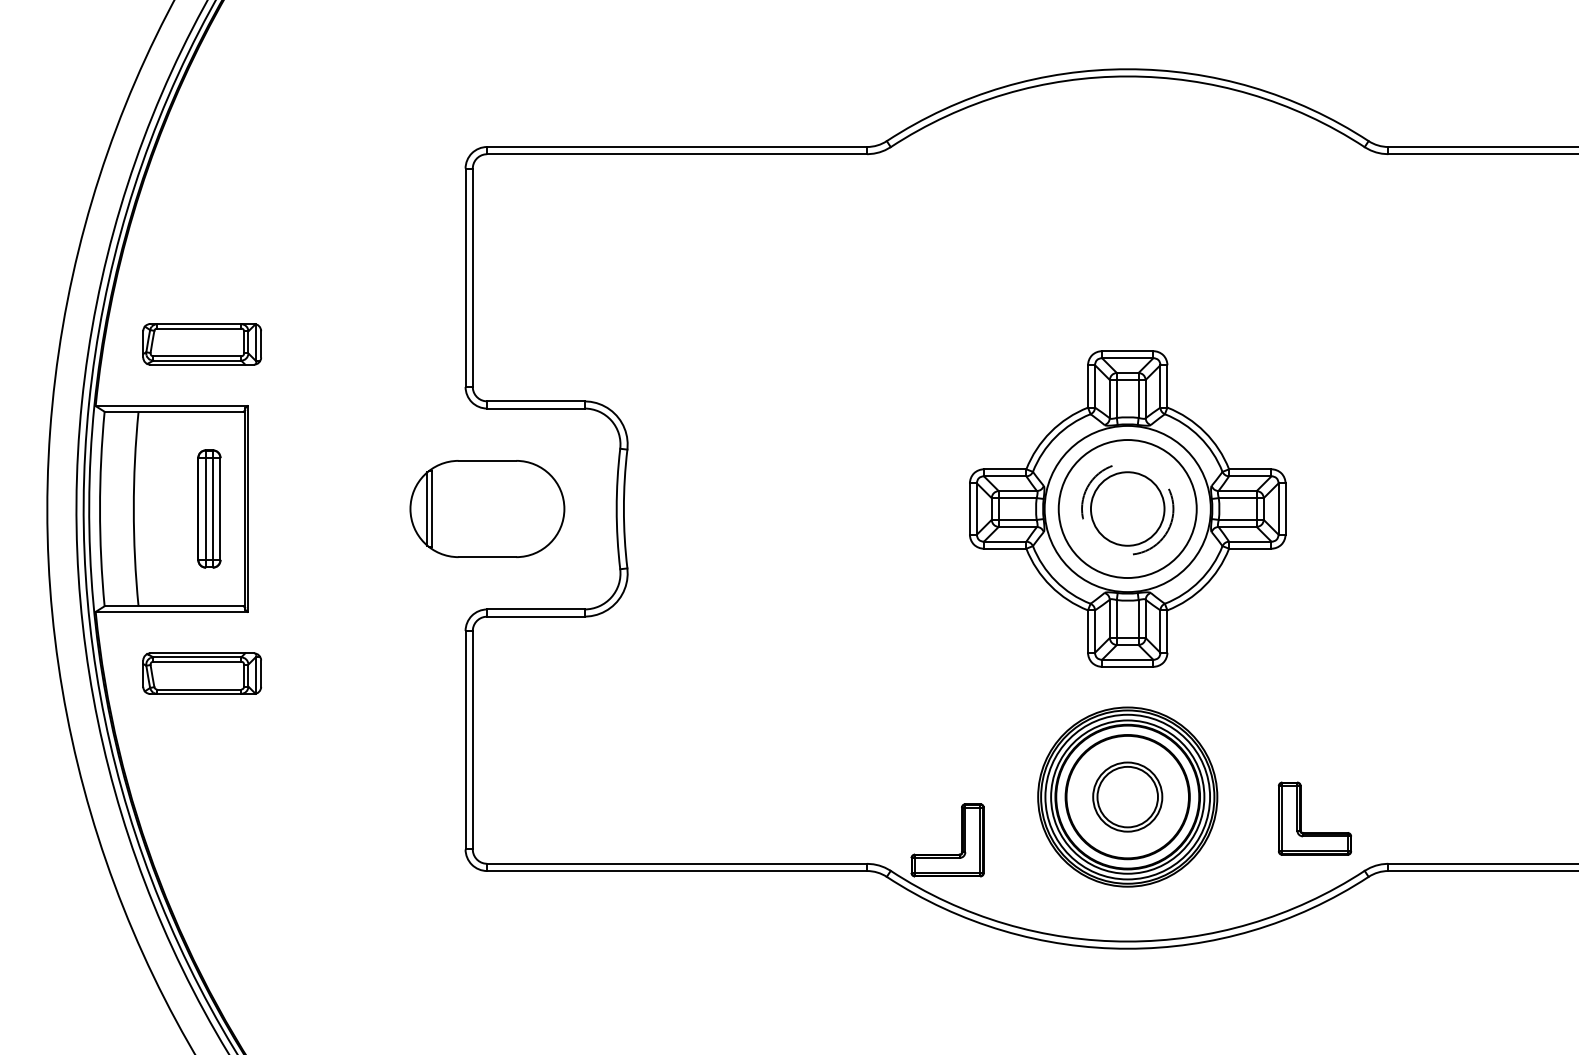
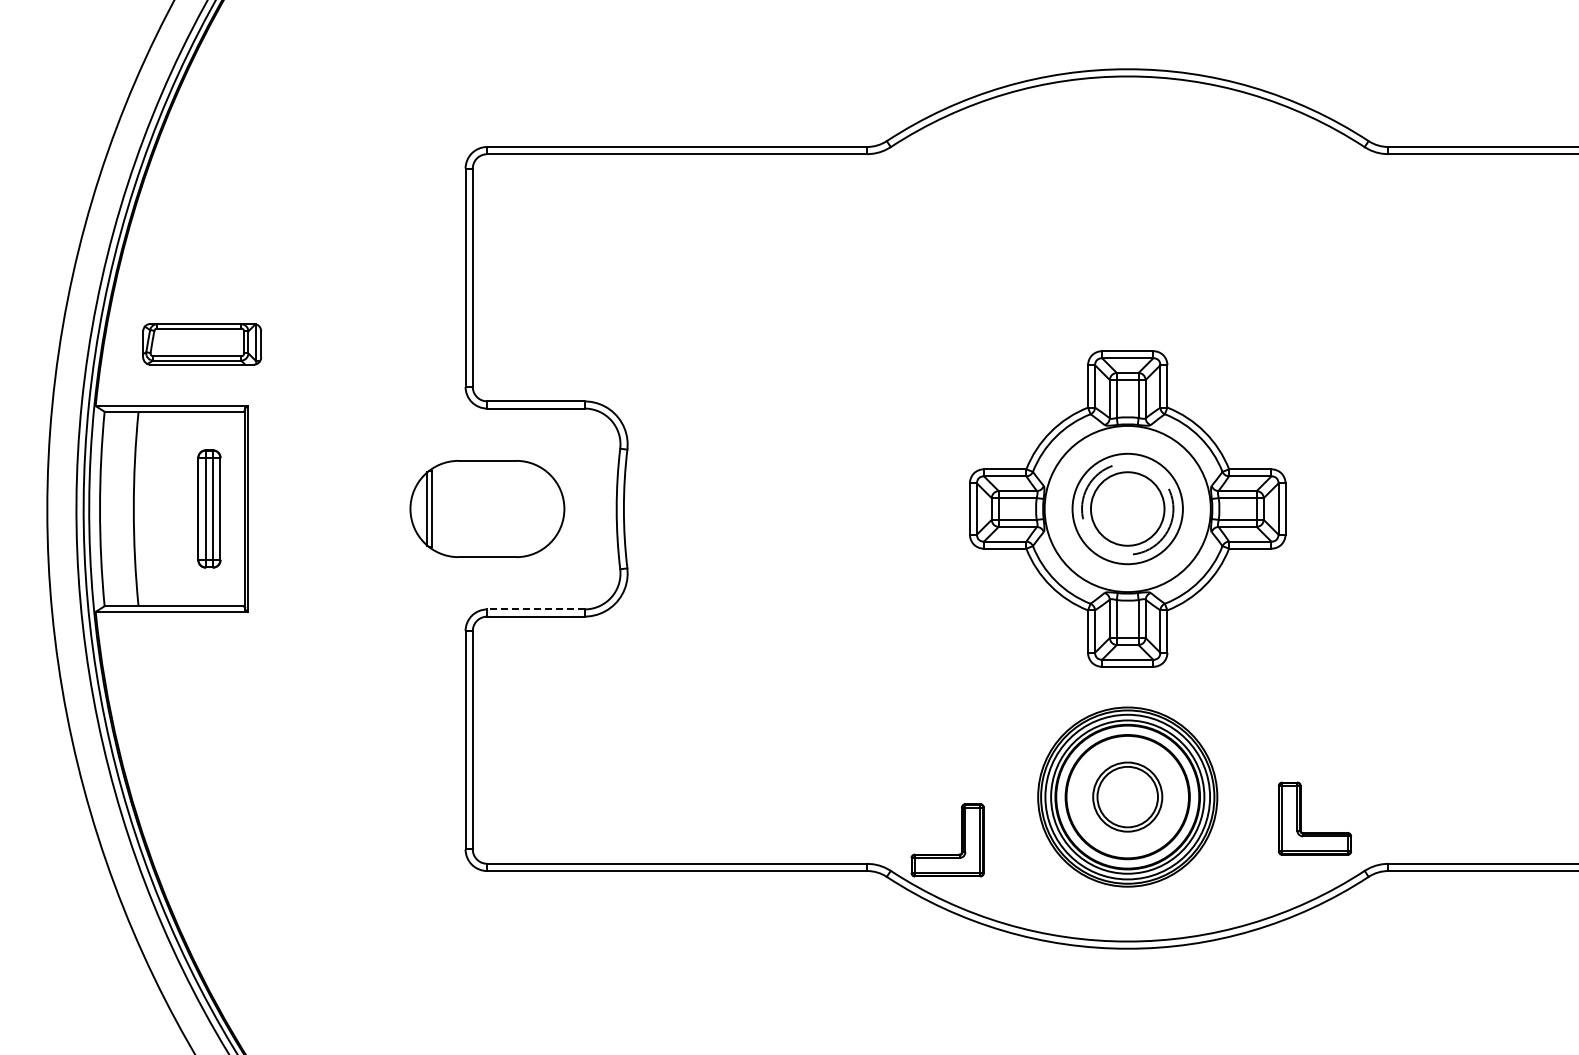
circle diameter: 138 px -> 110 px (1127, 508)
line: solid -> dashed (535, 609)
part: present -> none (201, 673)
